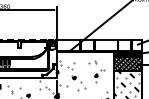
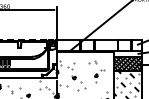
hatch: present -> none (127, 48)
